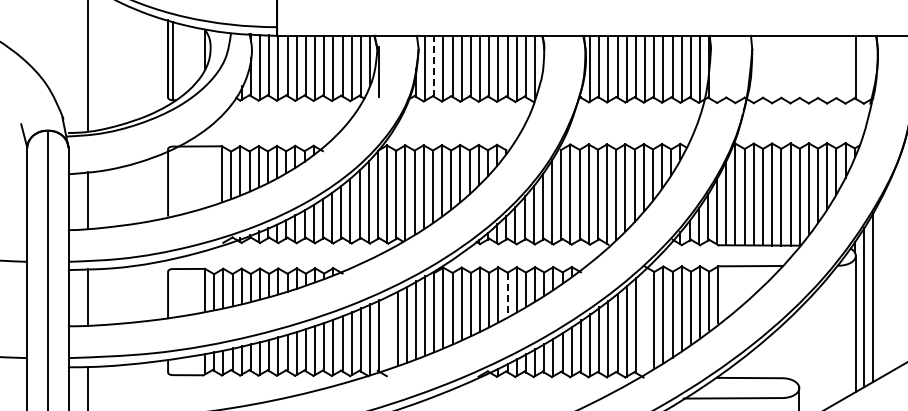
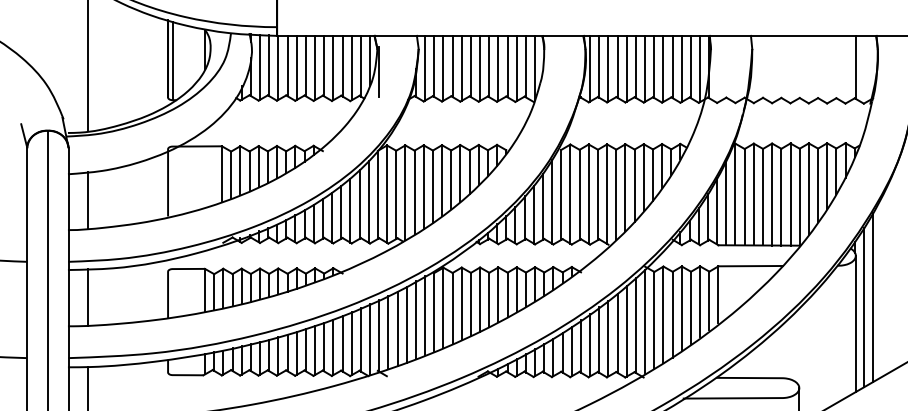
line: dashed -> solid (434, 66)
line: dashed -> solid (507, 294)
line: none -> present (645, 321)
line: none -> present (388, 332)
